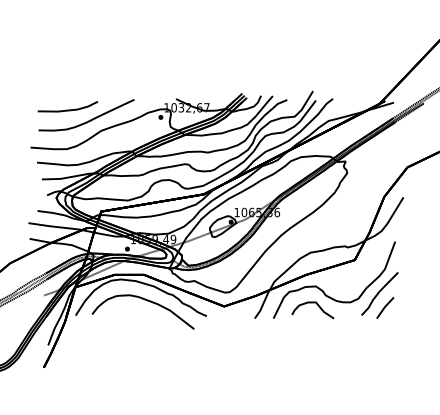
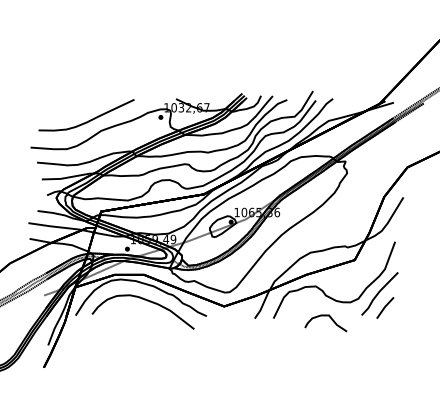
line: present -> none (67, 109)
curve position: (318, 307) -> (331, 320) (331, 320)
